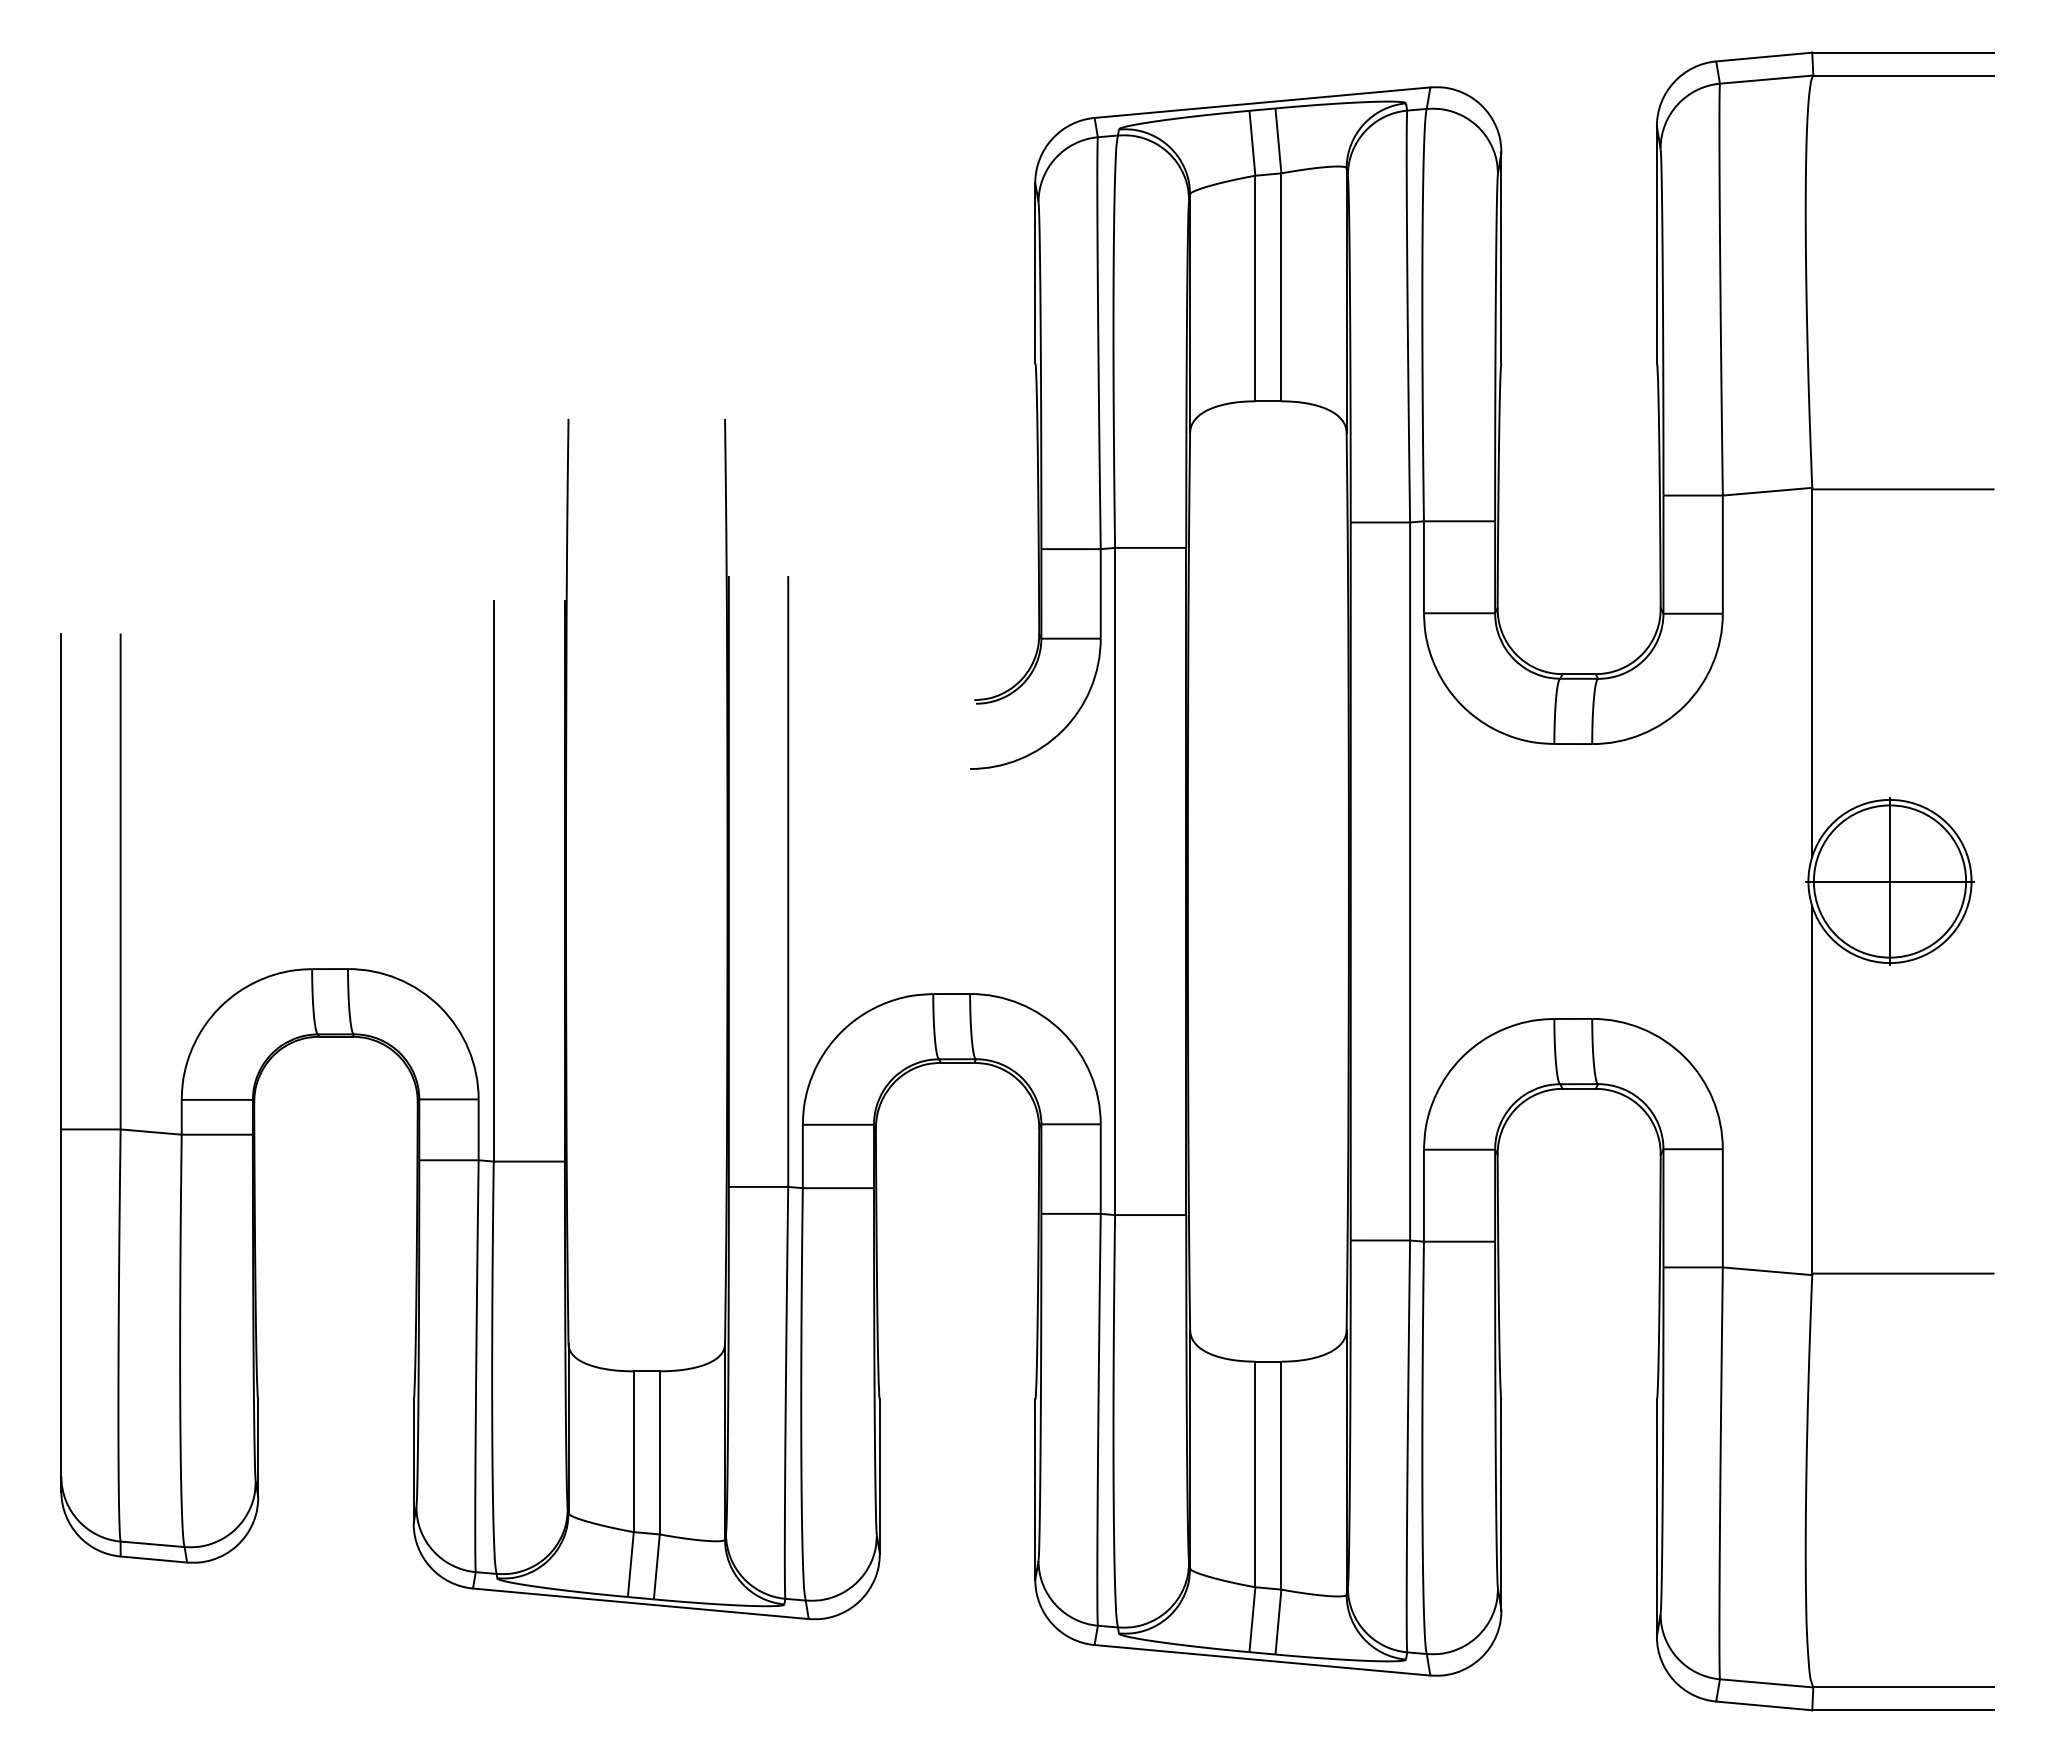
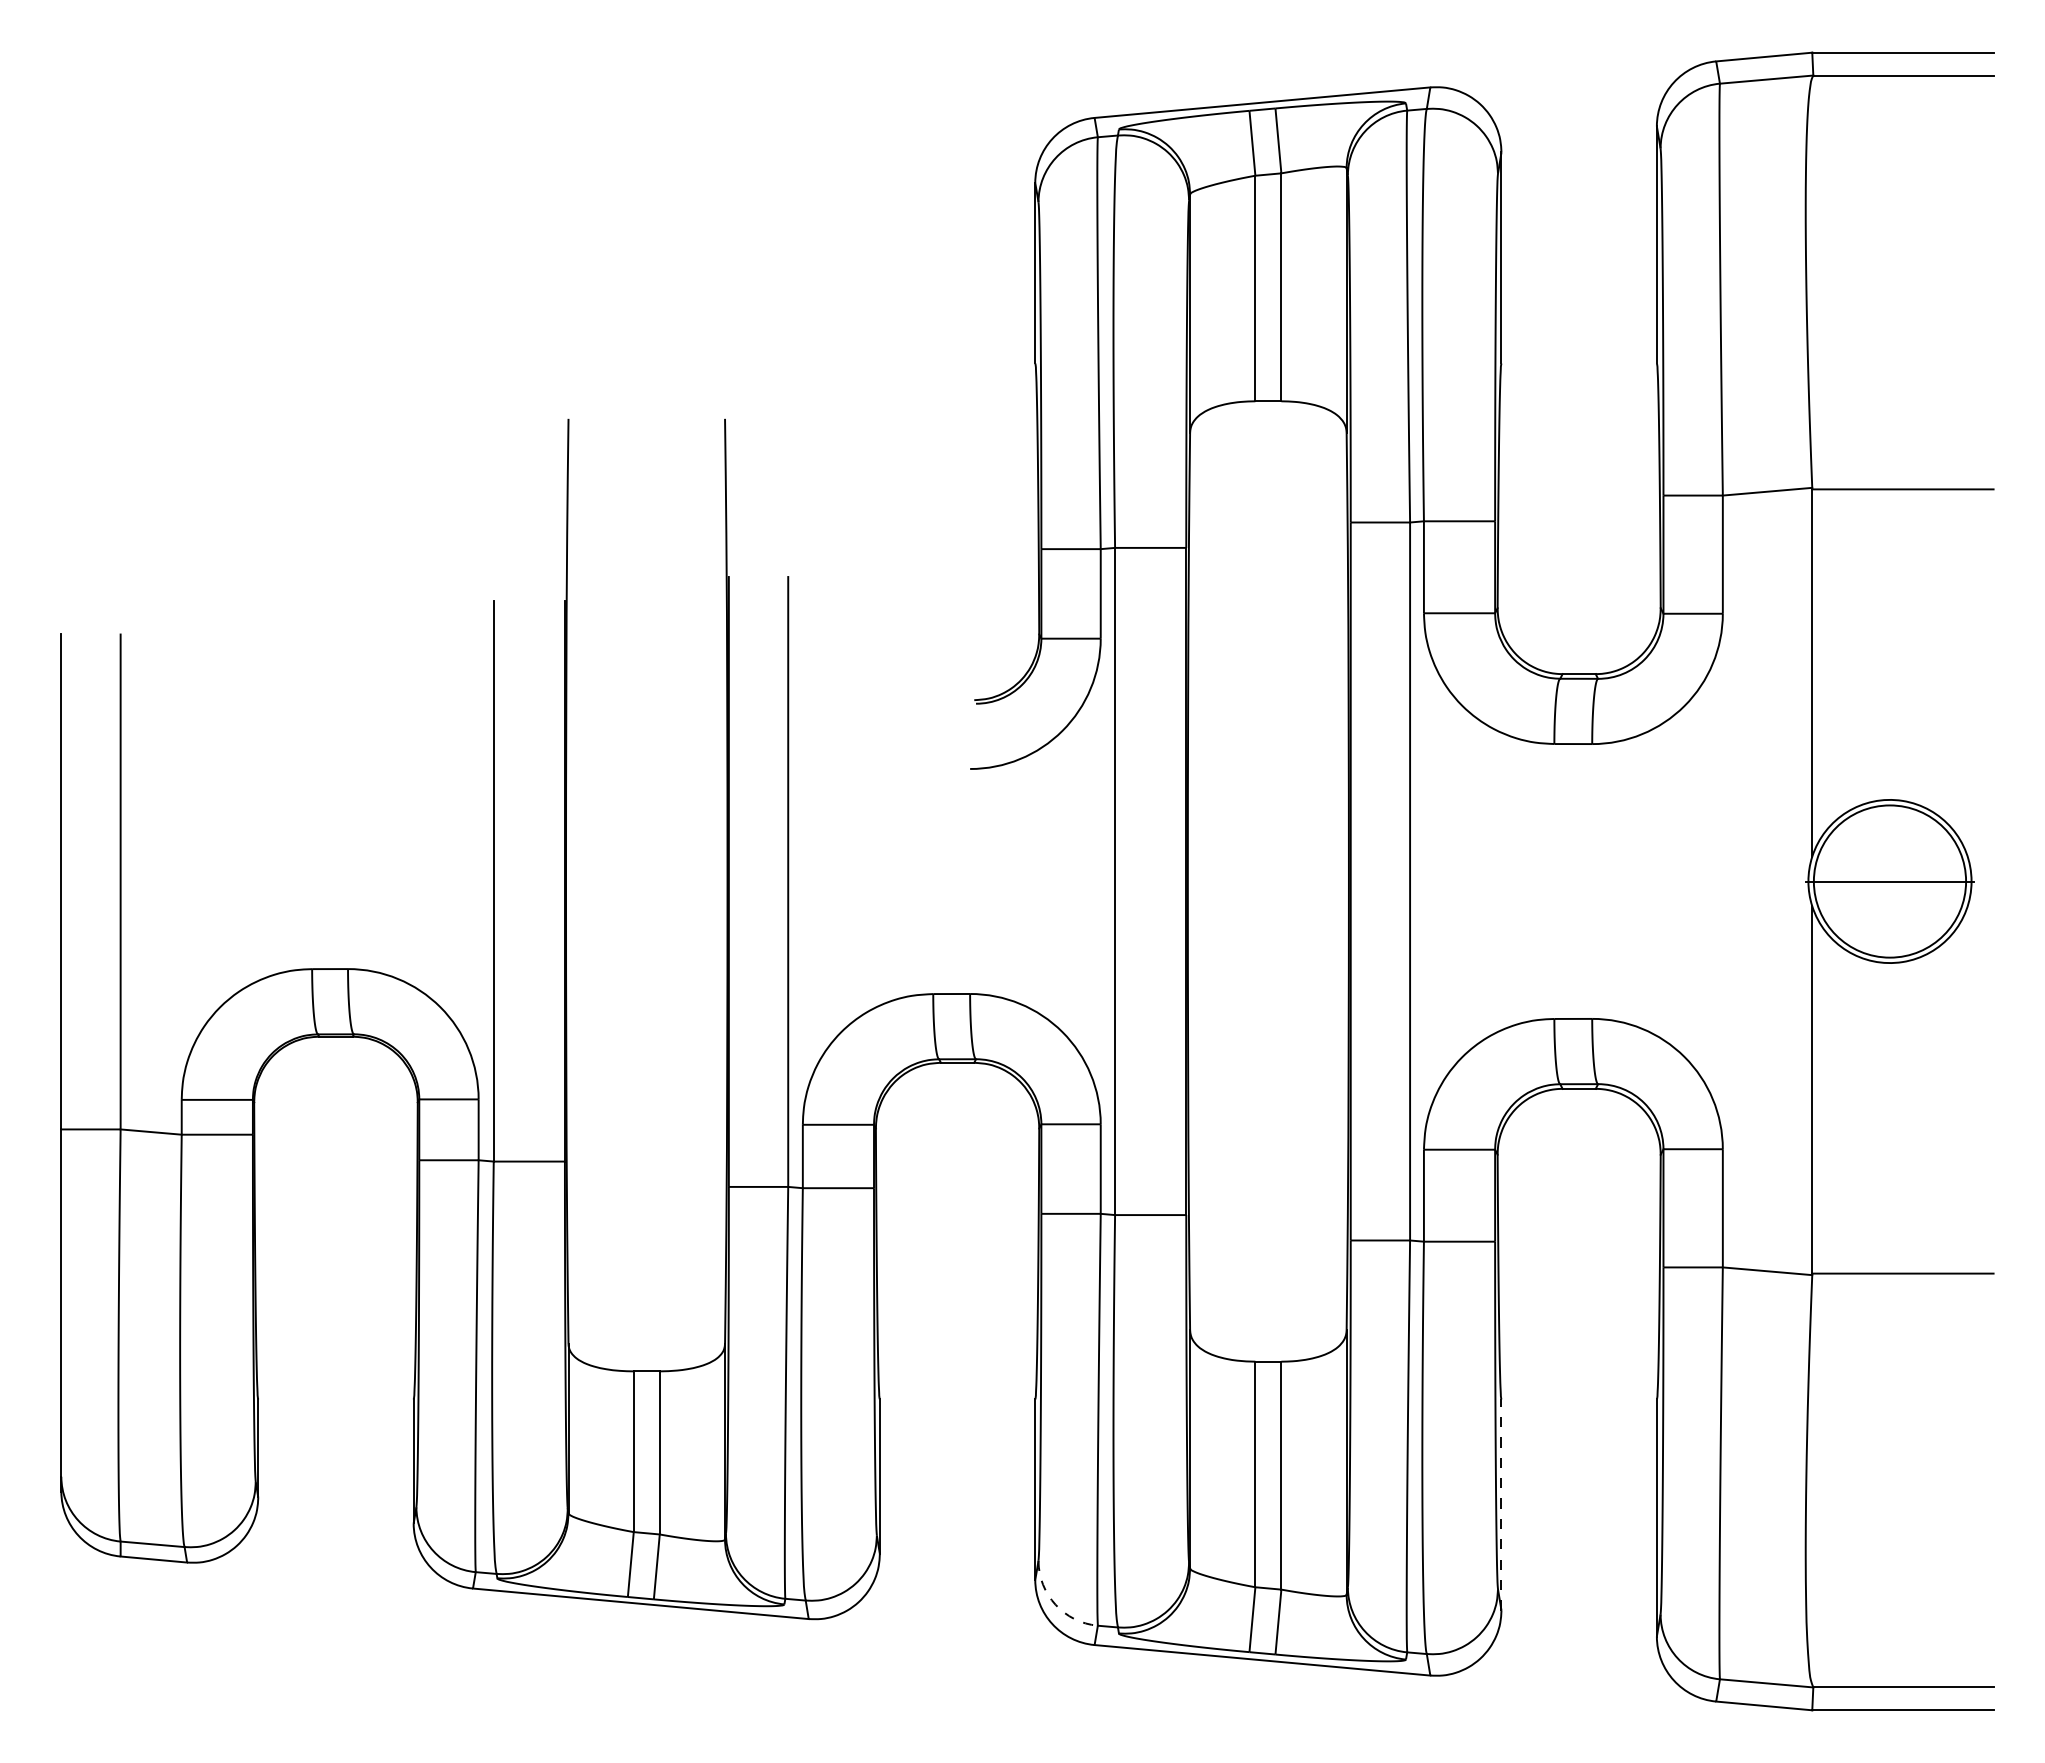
line: present -> none (1889, 881)
line: solid -> dashed (1501, 1505)
arc: solid -> dashed (1055, 1604)
